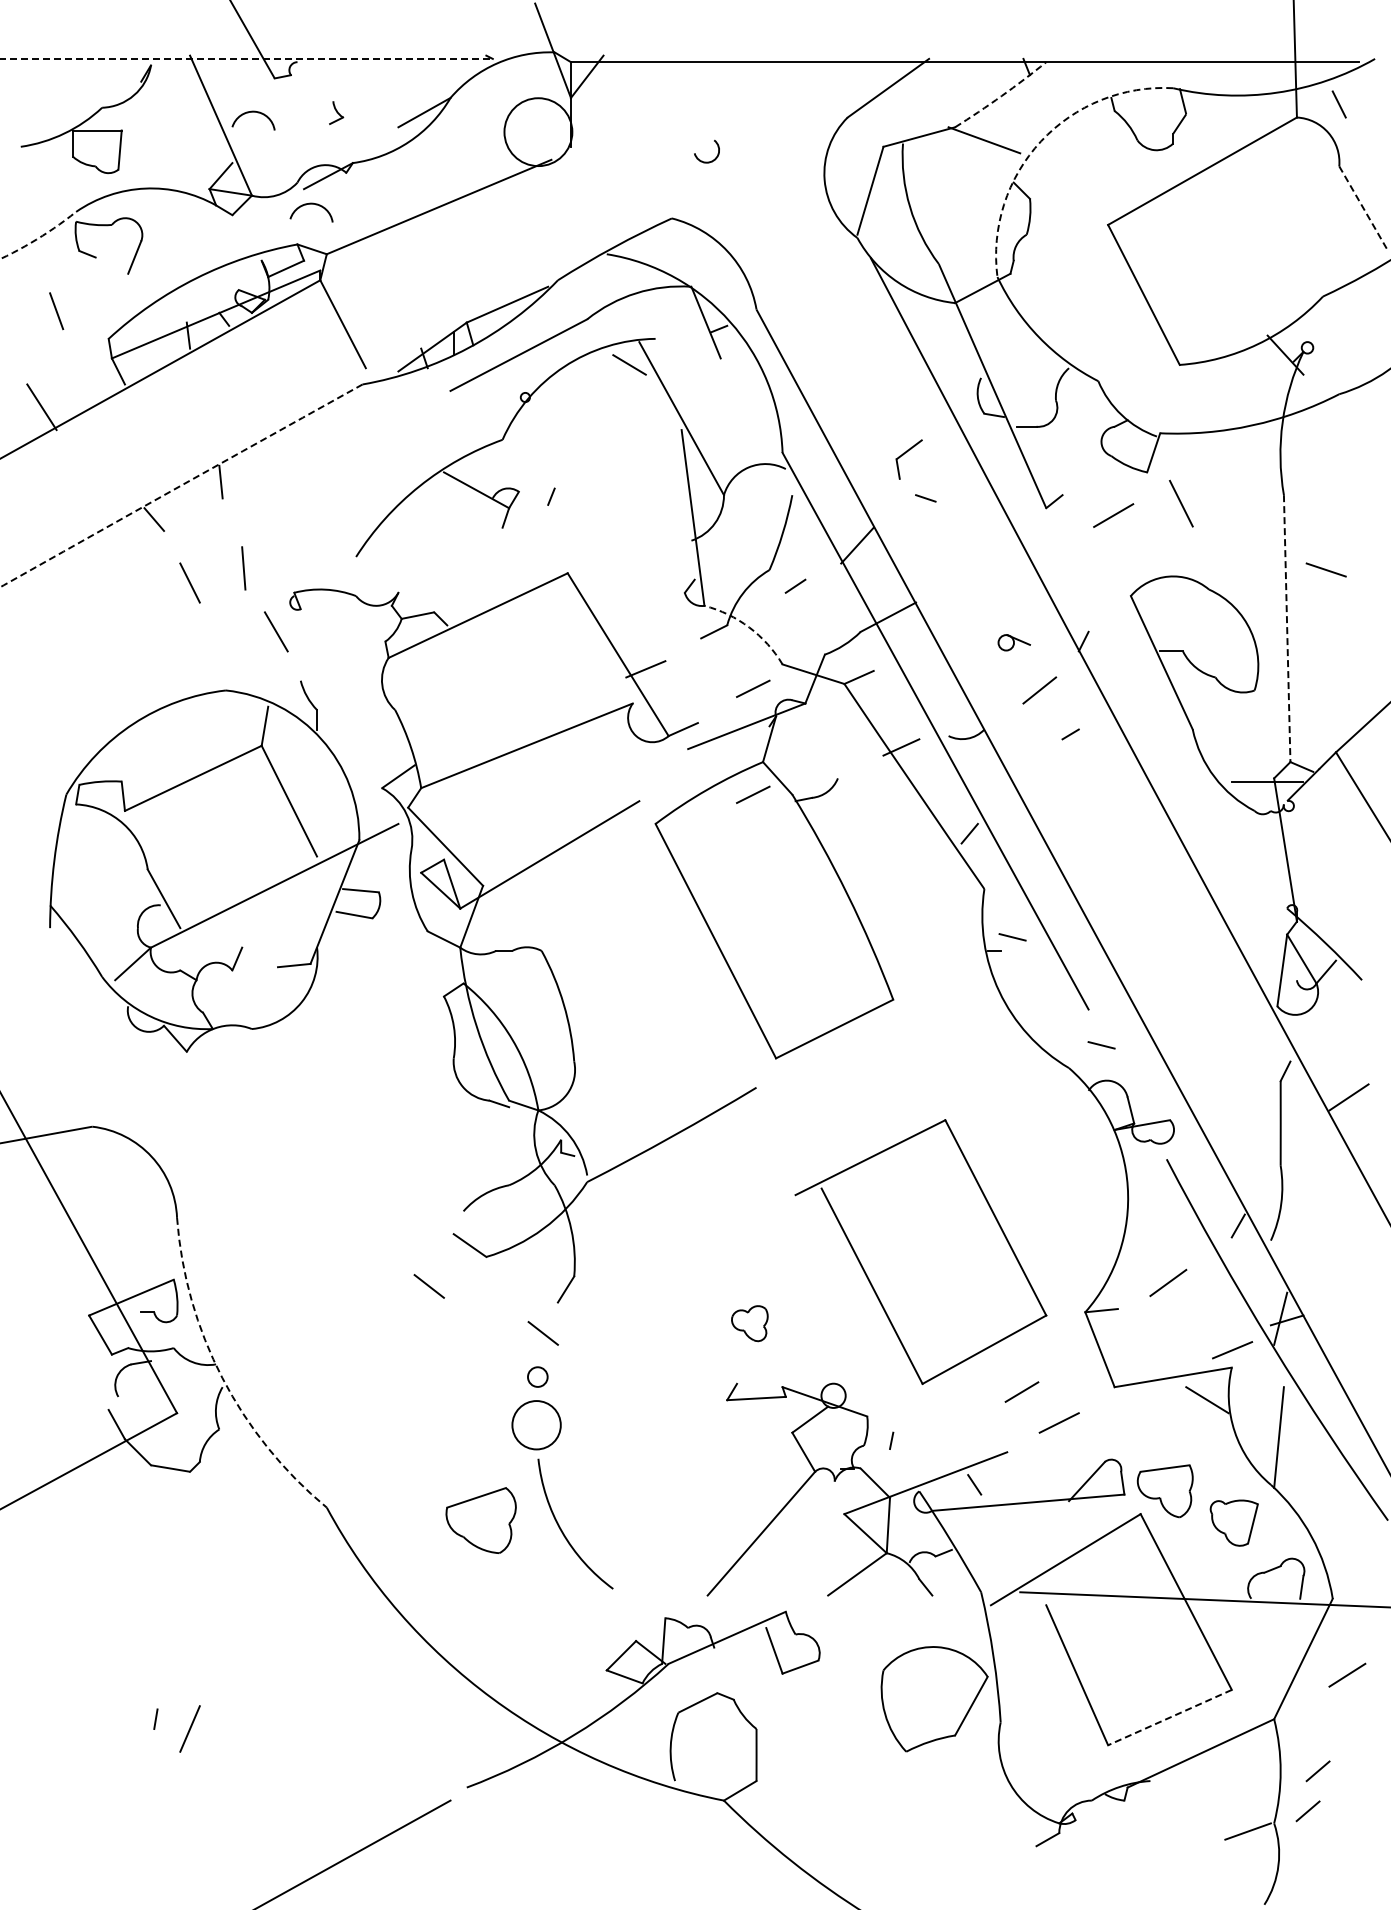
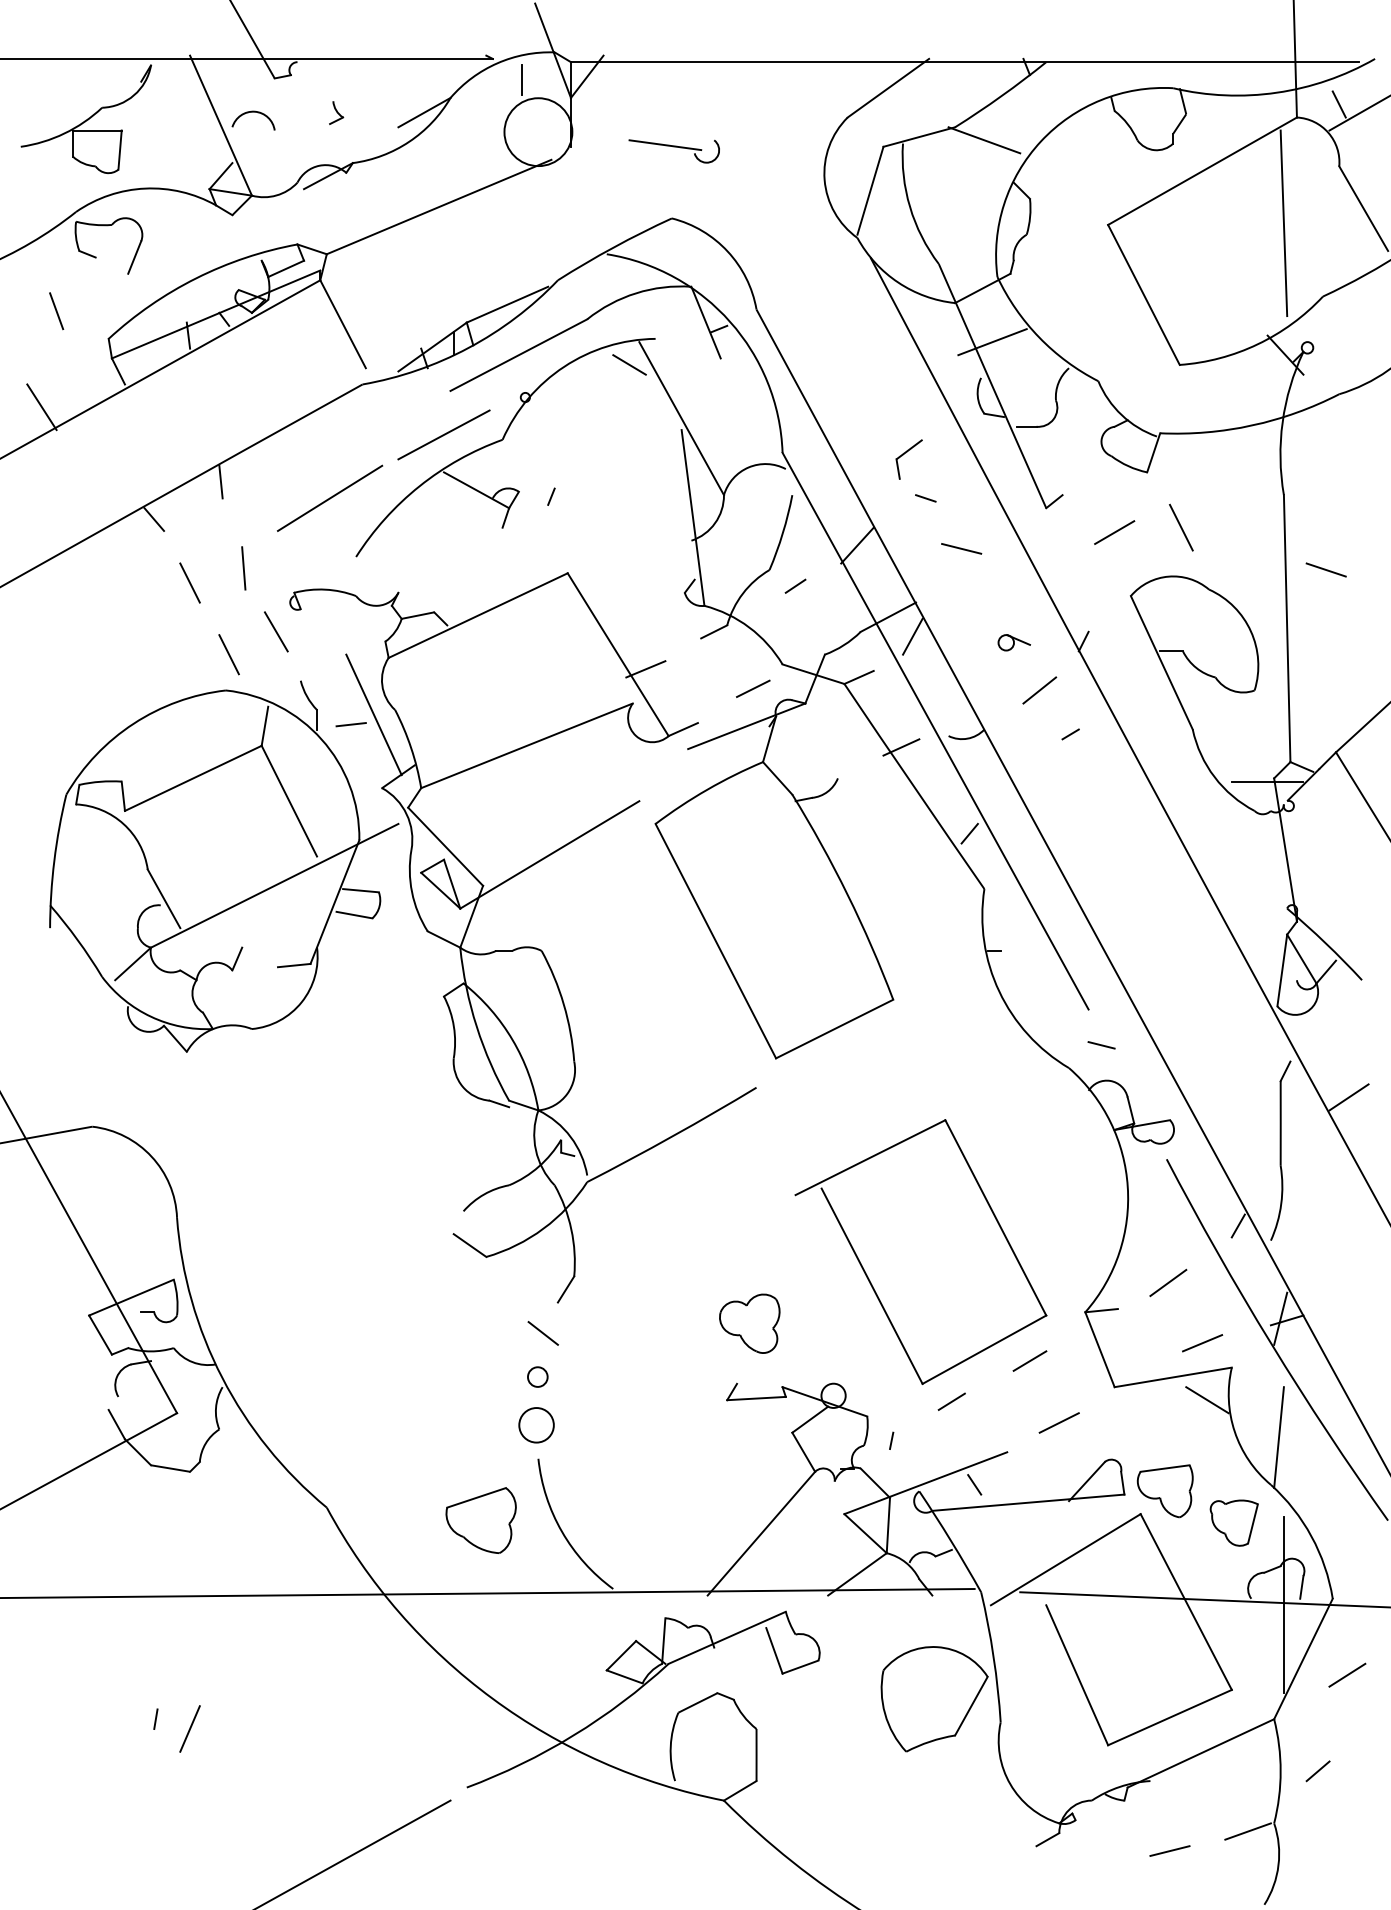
line: dashed -> solid (247, 58)
line: none -> present (522, 79)
arc: dashed -> solid (1001, 96)
line: none -> present (1358, 113)
arc: dashed -> solid (1041, 141)
line: none -> present (665, 145)
arc: present -> none (311, 204)
line: dashed -> solid (1363, 208)
line: none -> present (1283, 223)
arc: dashed -> solid (40, 237)
line: none -> present (992, 342)
line: none -> present (443, 434)
arc: dashed -> solid (180, 486)
line: none -> present (330, 497)
line position: (1181, 503) -> (1181, 527) (1181, 527)
line position: (1113, 515) -> (1114, 532) (1114, 532)
line: none -> present (961, 548)
arc: dashed -> solid (749, 627)
line: dashed -> solid (1287, 628)
line: none -> present (912, 636)
line: none -> present (228, 654)
line: none -> present (373, 714)
line: none -> present (350, 724)
line: present -> none (753, 794)
line: present -> none (1012, 937)
line: present -> none (428, 1286)
part size: 38x38 px -> 62x61 px (749, 1323)
line position: (1232, 1350) -> (1202, 1343) (1202, 1343)
arc: dashed -> solid (222, 1378)
line position: (1021, 1391) -> (1029, 1360) (1029, 1360)
line: none -> present (951, 1401)
circle size: 51x51 px -> 37x37 px (536, 1425)
line: none -> present (488, 1593)
line: none -> present (1283, 1605)
line: dashed -> solid (1169, 1717)
line: present -> none (1307, 1811)
line: none -> present (1169, 1850)
